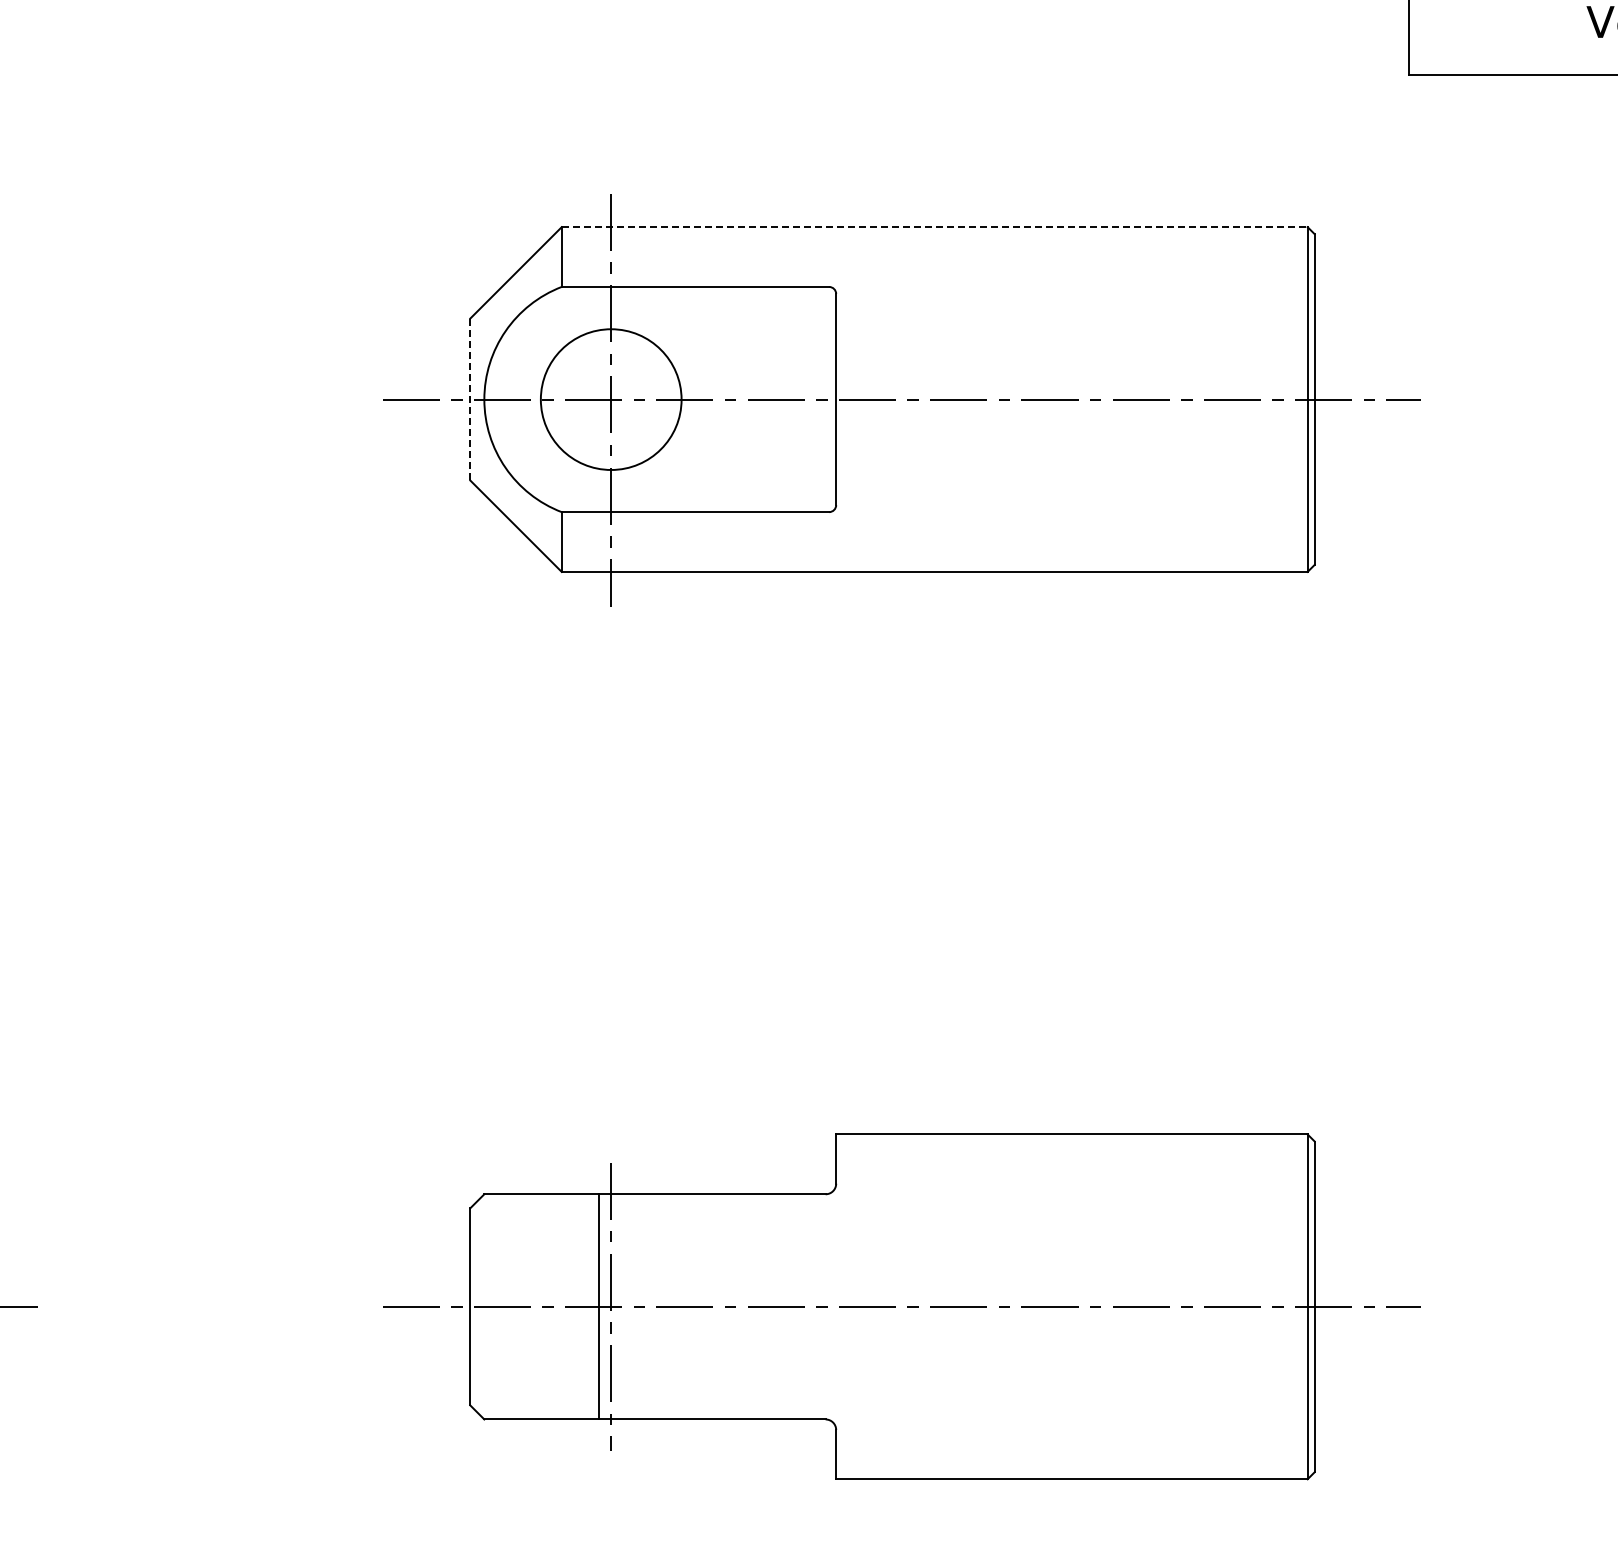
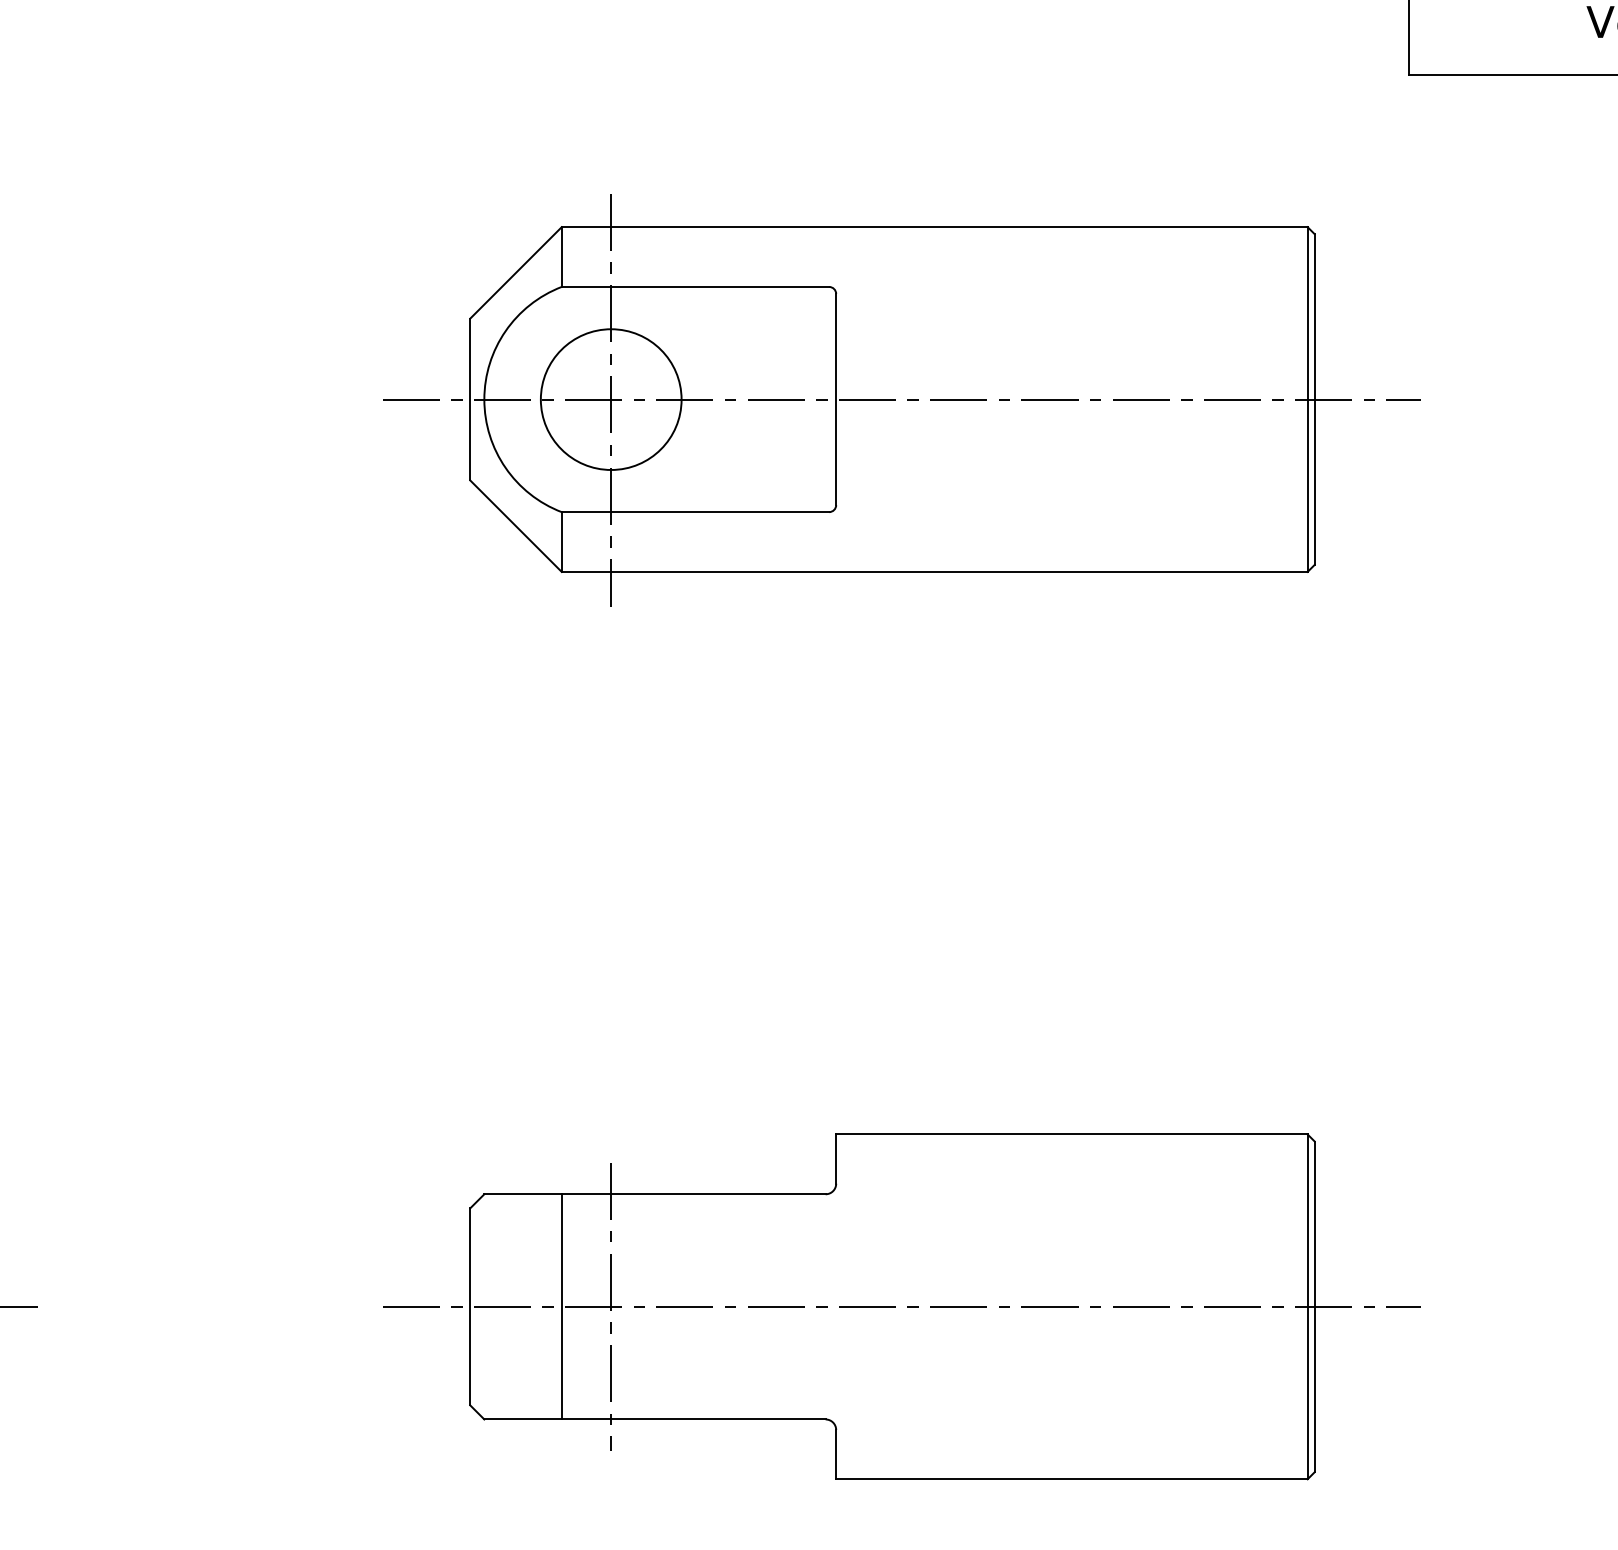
line: dashed -> solid (934, 227)
line: dashed -> solid (470, 399)
line position: (598, 1306) -> (561, 1306) (561, 1306)
